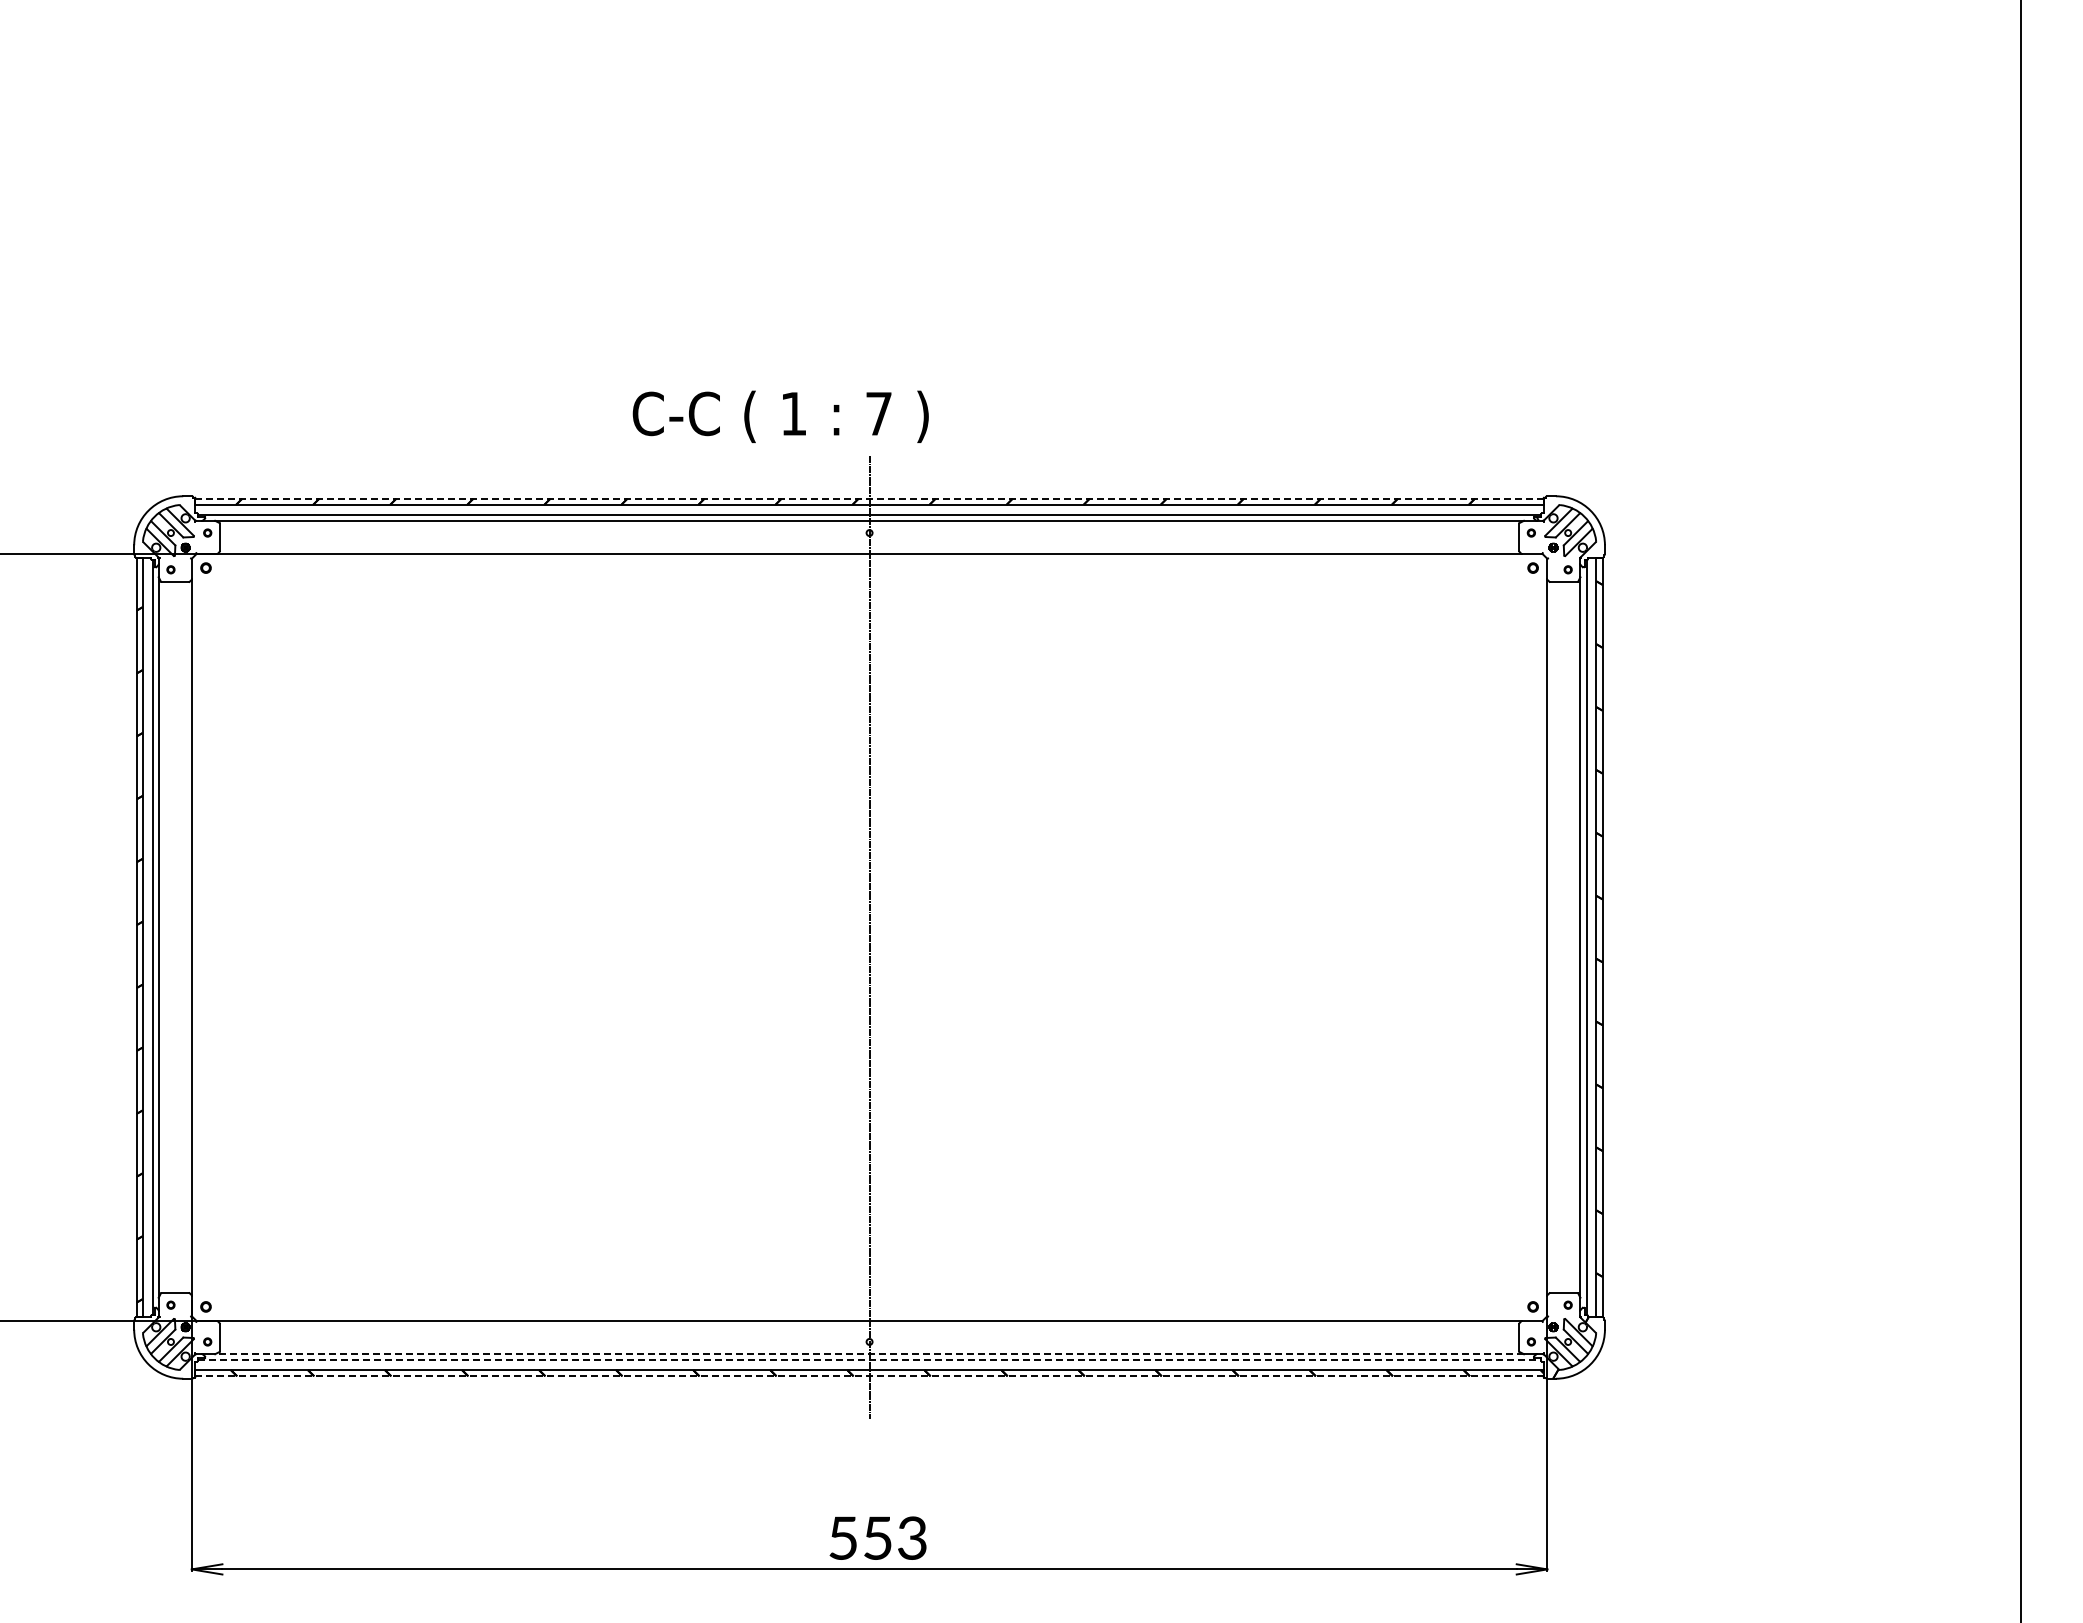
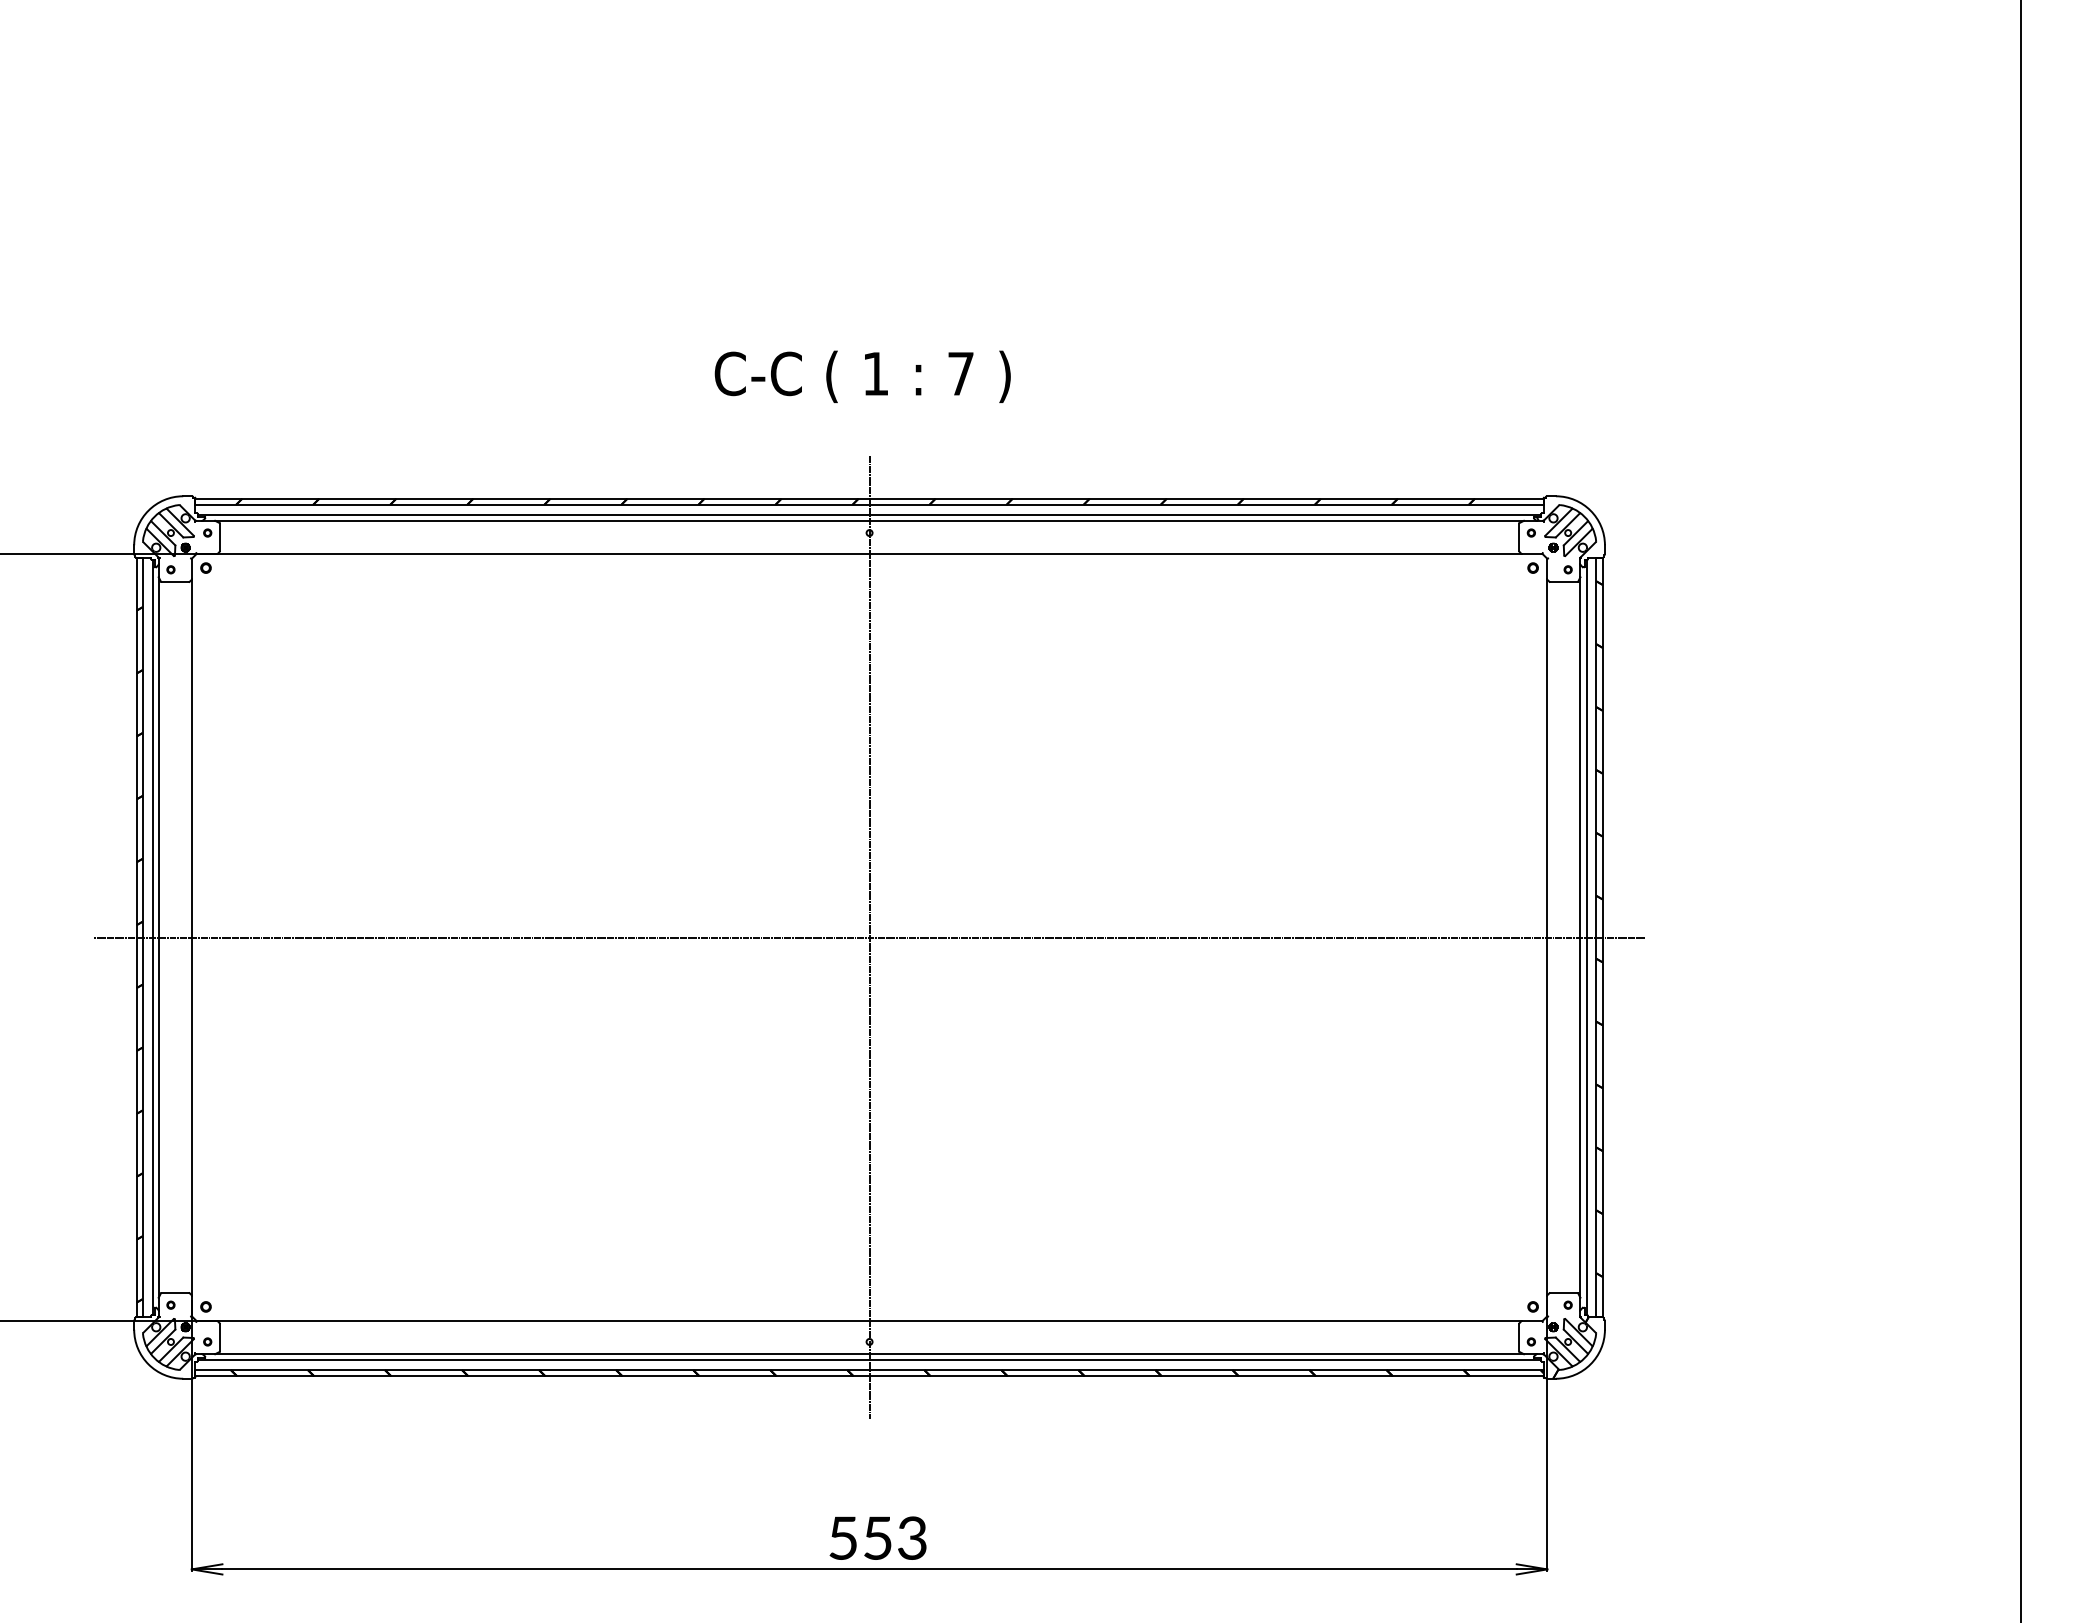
text position: (780, 416) -> (862, 376) (862, 376)
line: dashed -> solid (869, 498)
line: none -> present (869, 937)
line: dashed -> solid (869, 1354)
line: dashed -> solid (869, 1360)
line: dashed -> solid (870, 1376)
